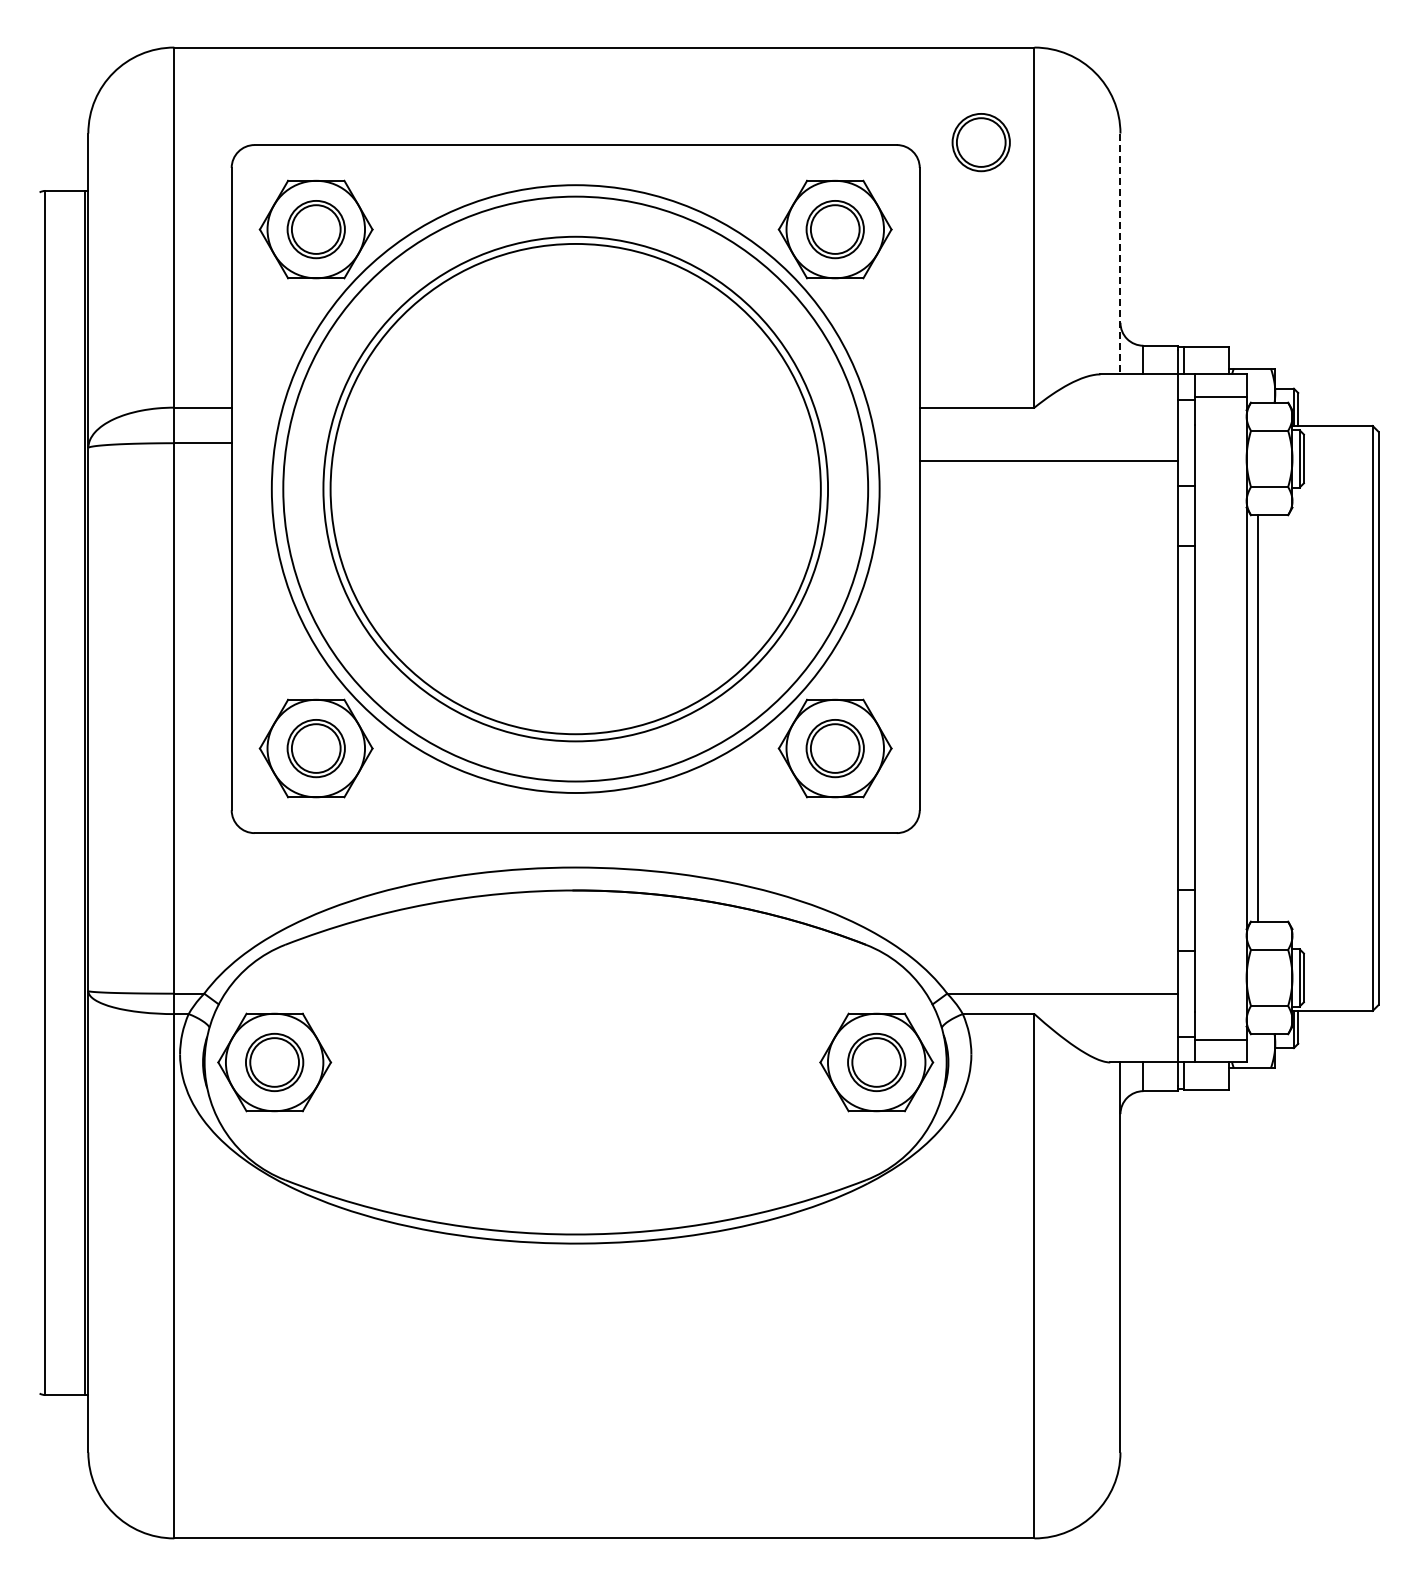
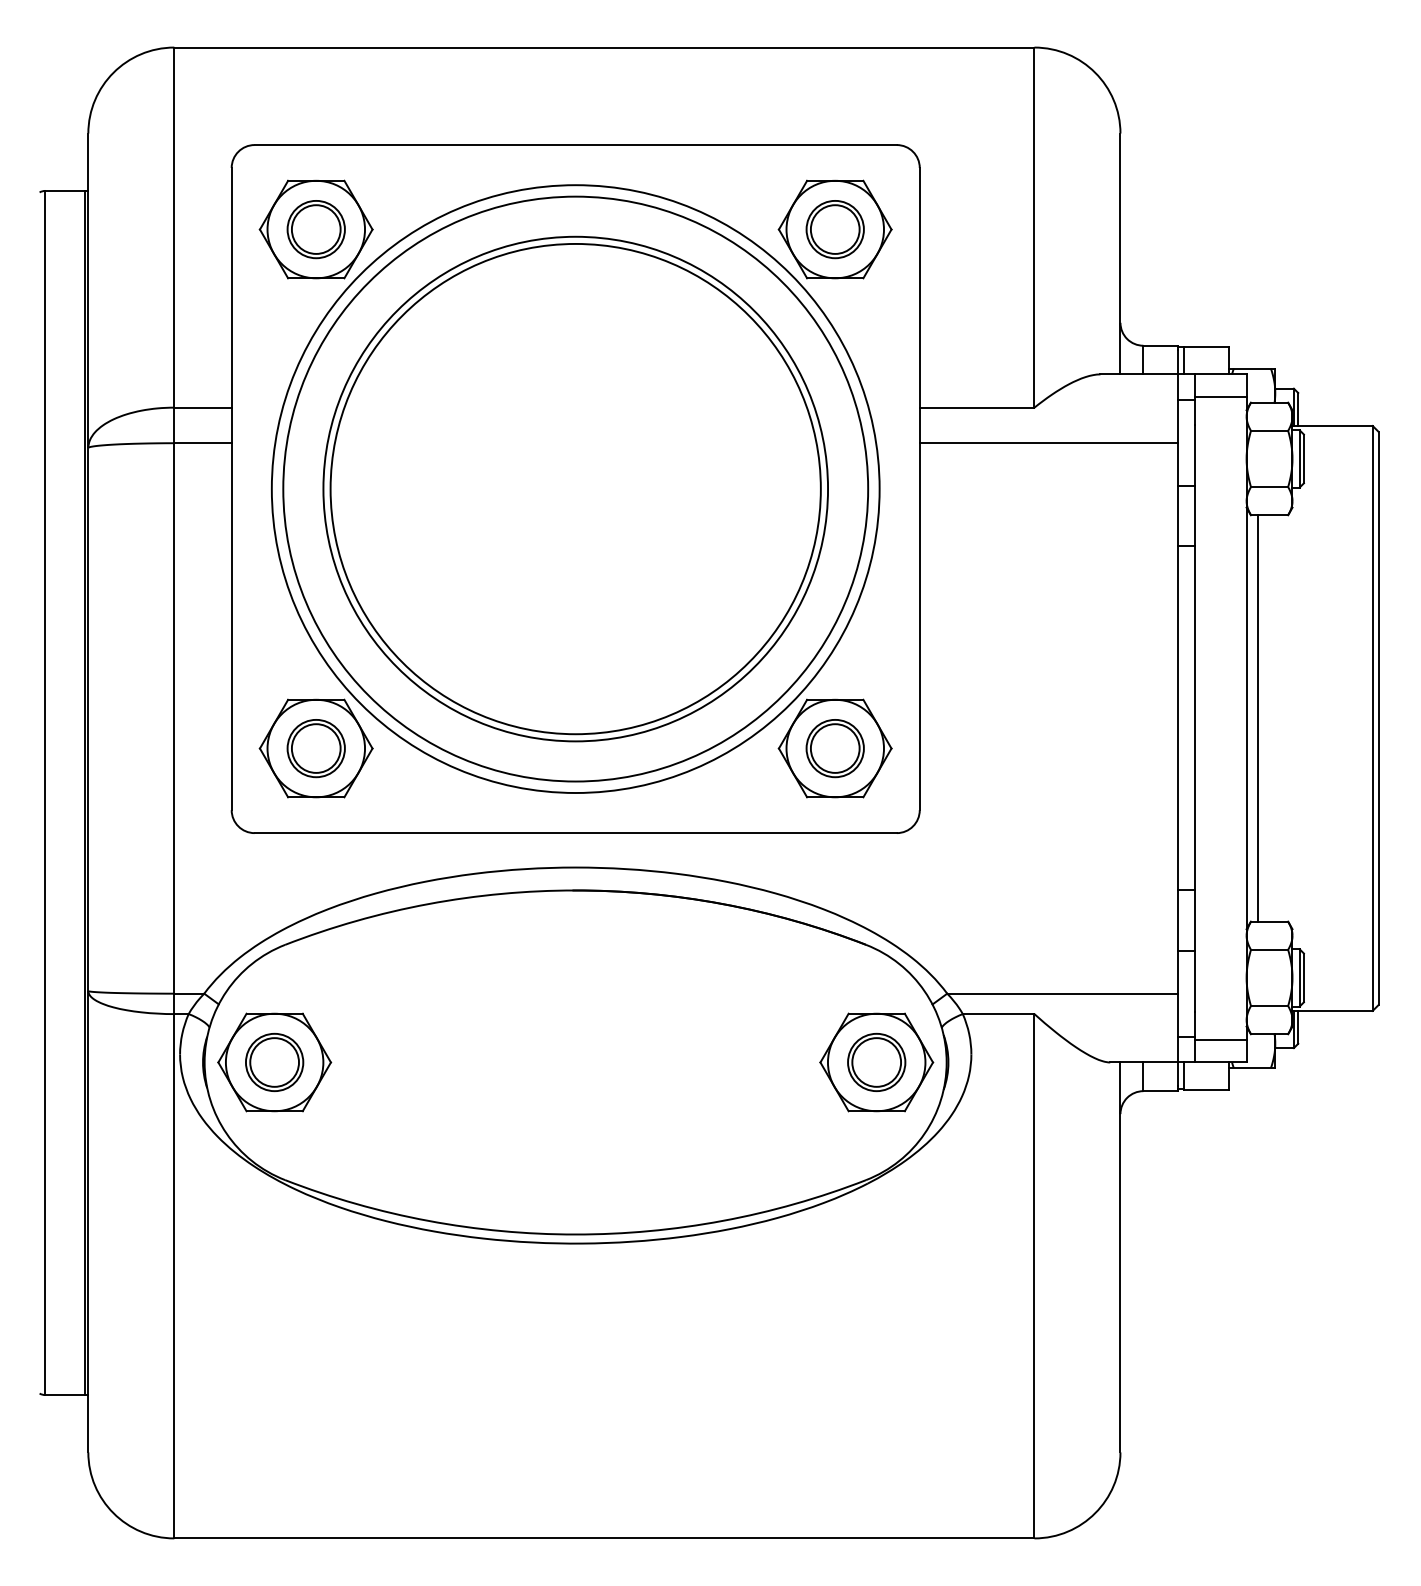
part: present -> none (980, 142)
line: dashed -> solid (1120, 254)
line position: (1048, 461) -> (1048, 443) (1048, 443)
